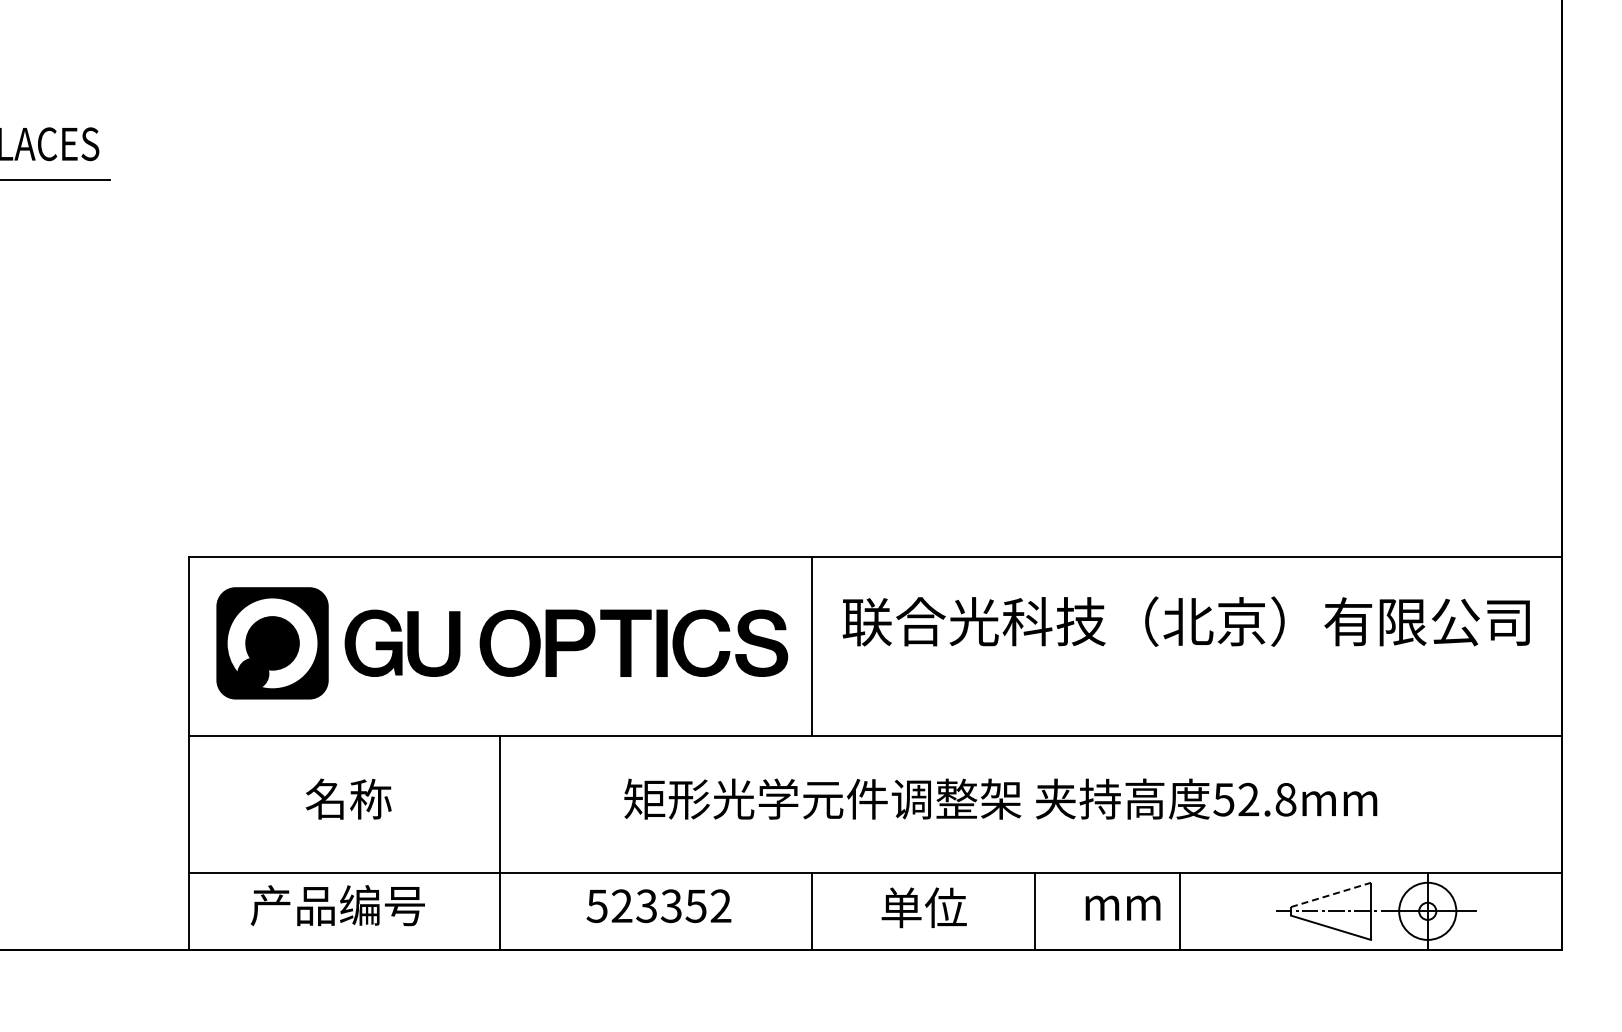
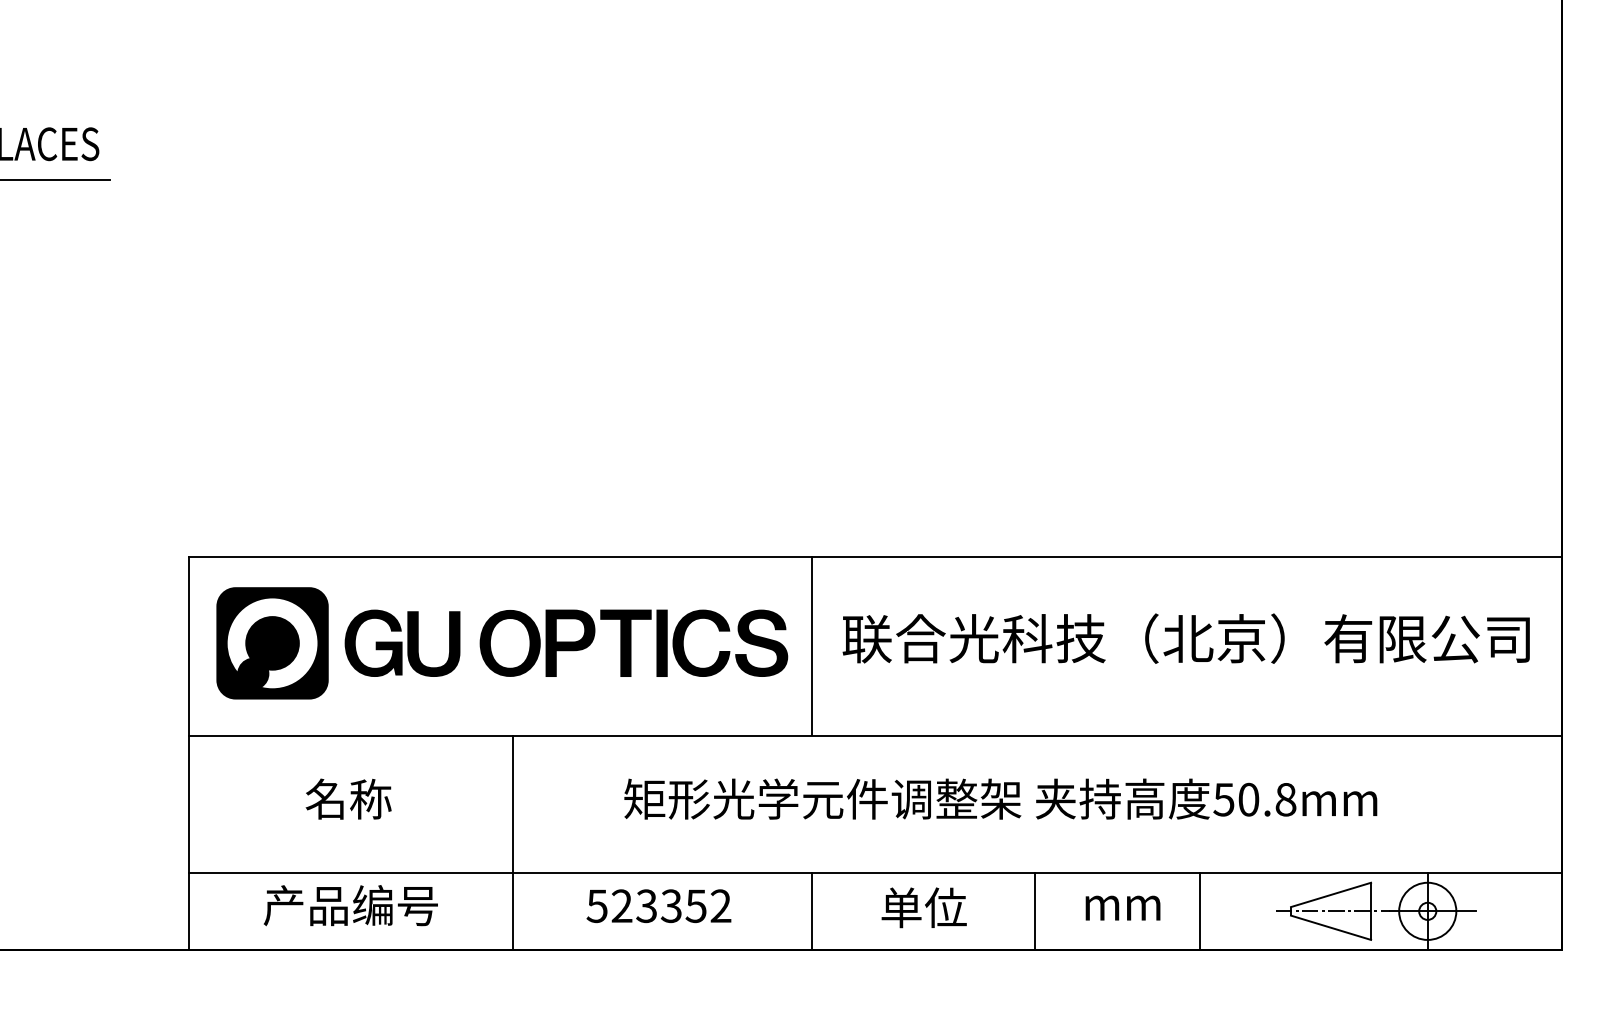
text position: (1185, 621) -> (1185, 638) (1185, 638)
text: 52.8mm -> 50.8mm (1248, 799)
line position: (500, 842) -> (513, 842) (513, 842)
line: dashed -> solid (1331, 894)
text position: (337, 905) -> (350, 905) (350, 905)
line position: (1179, 911) -> (1199, 911) (1199, 911)
